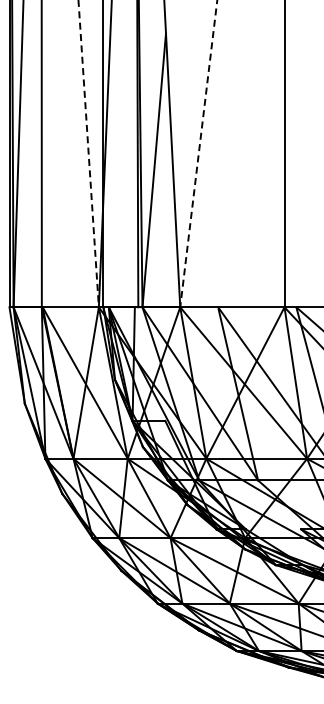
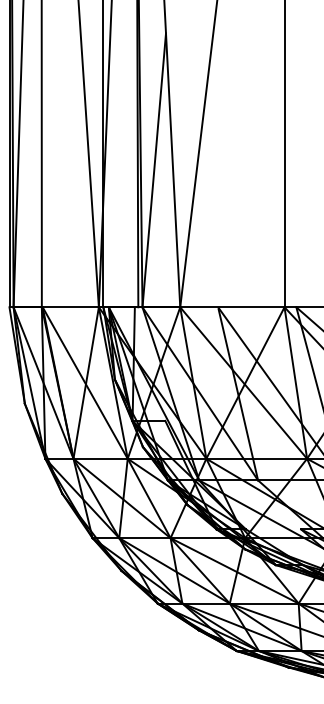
line: dashed -> solid (88, 153)
line: dashed -> solid (198, 154)
